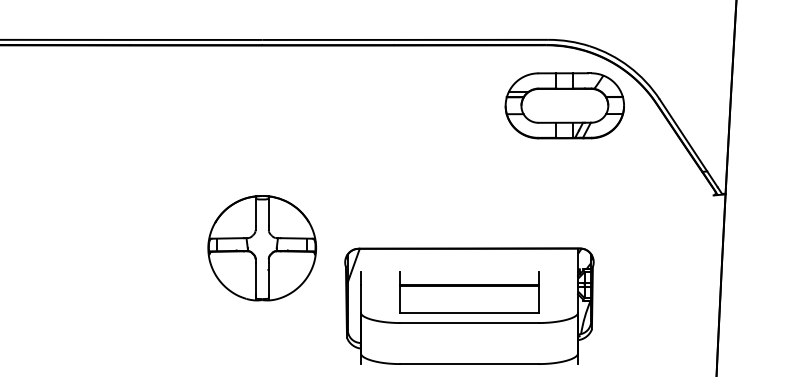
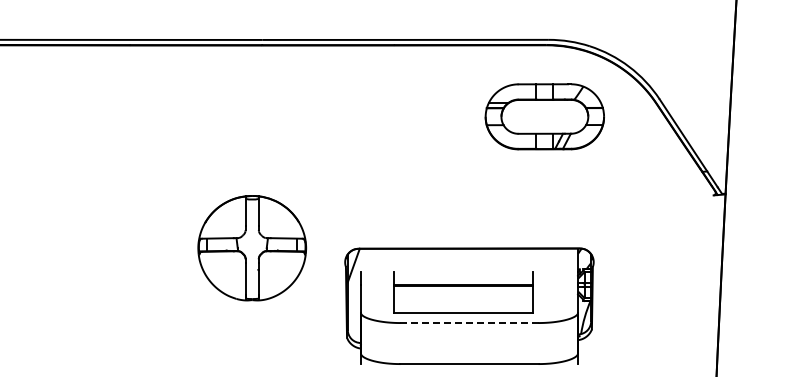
part position: (564, 105) -> (544, 116) (544, 116)
part position: (262, 248) -> (252, 248) (252, 248)
part position: (469, 292) -> (463, 292) (463, 292)
line: solid -> dashed (469, 323)
